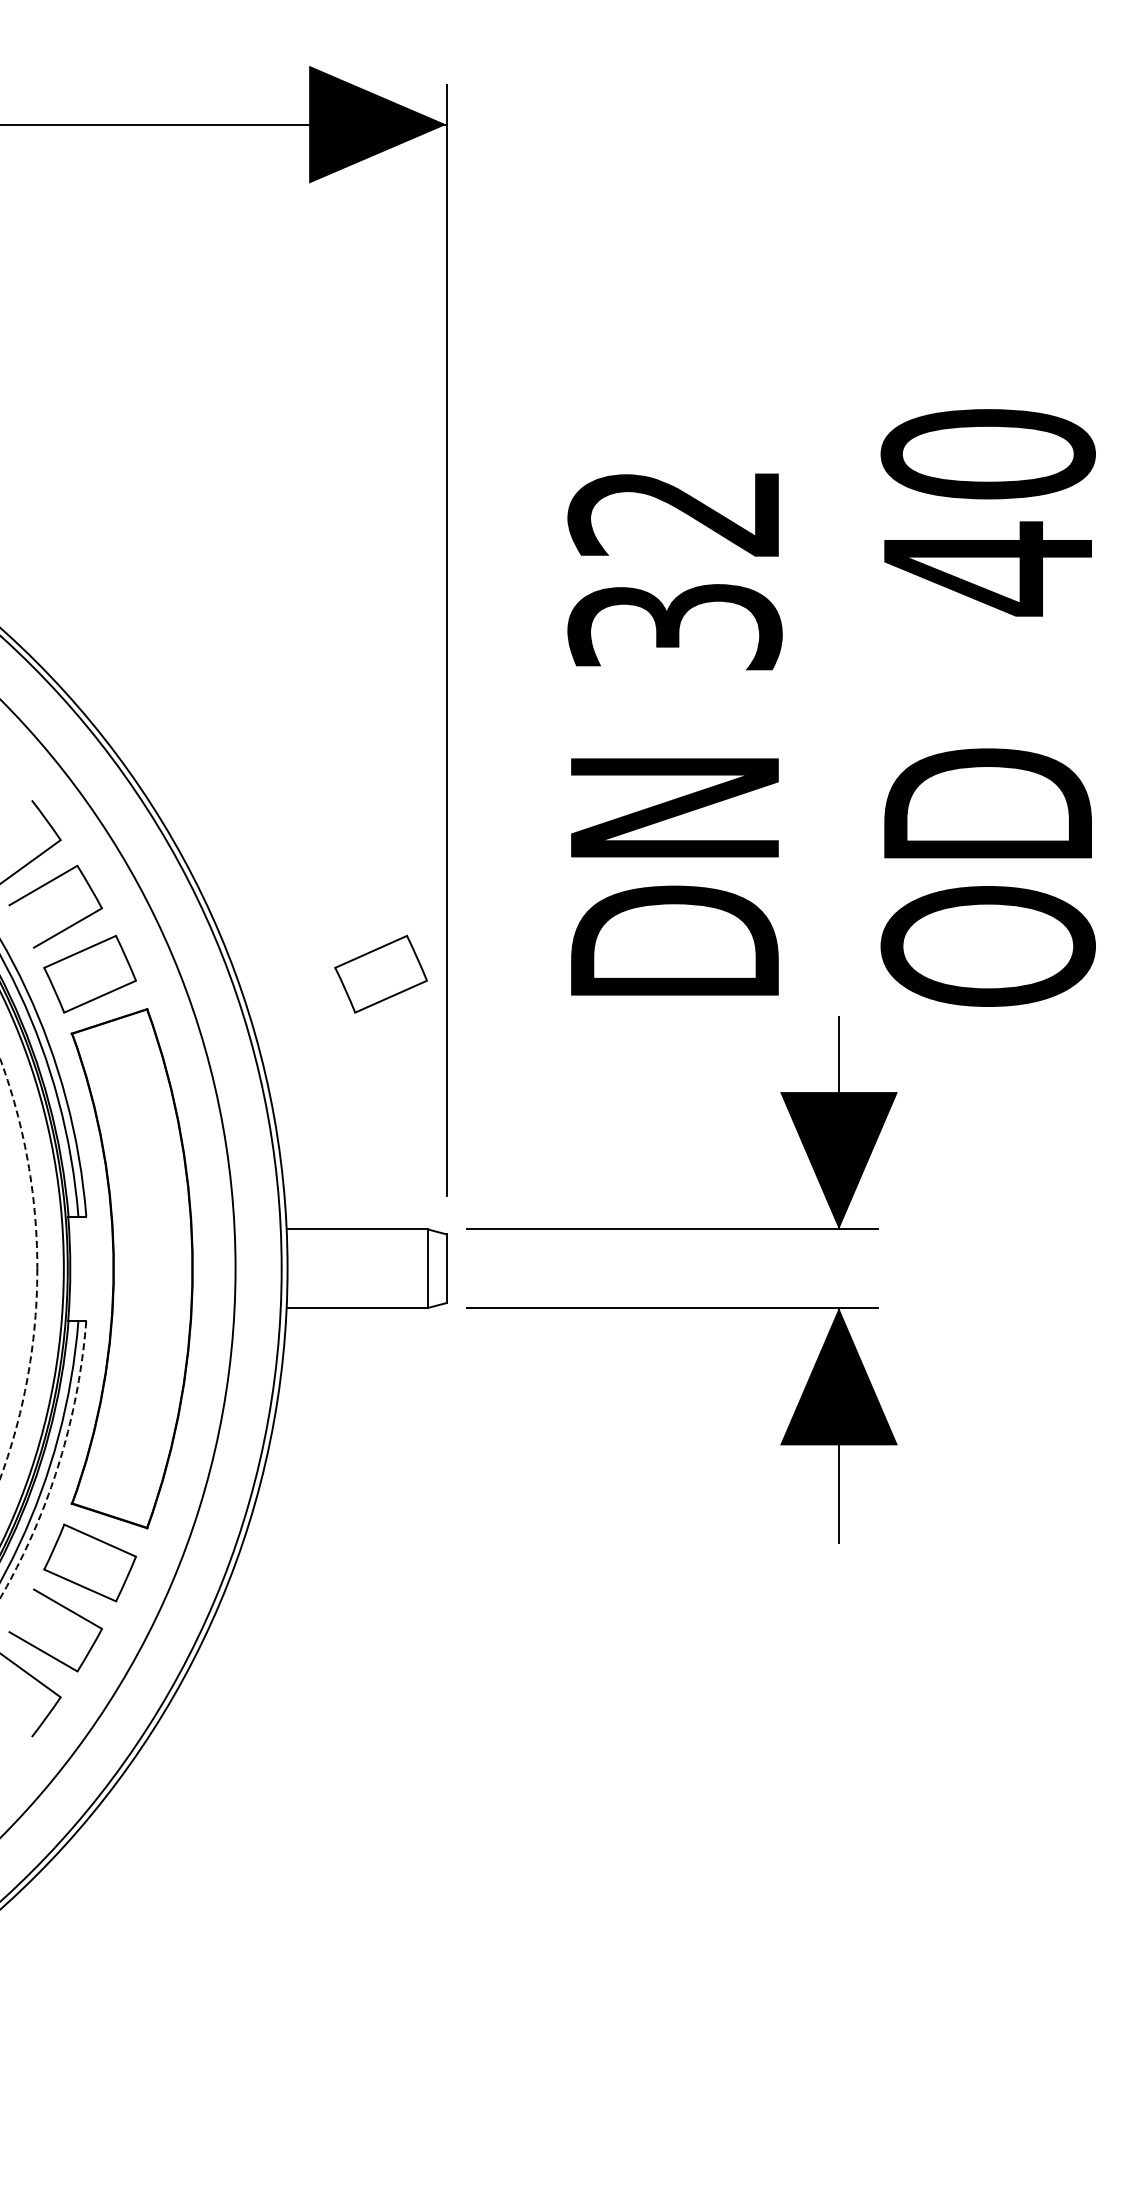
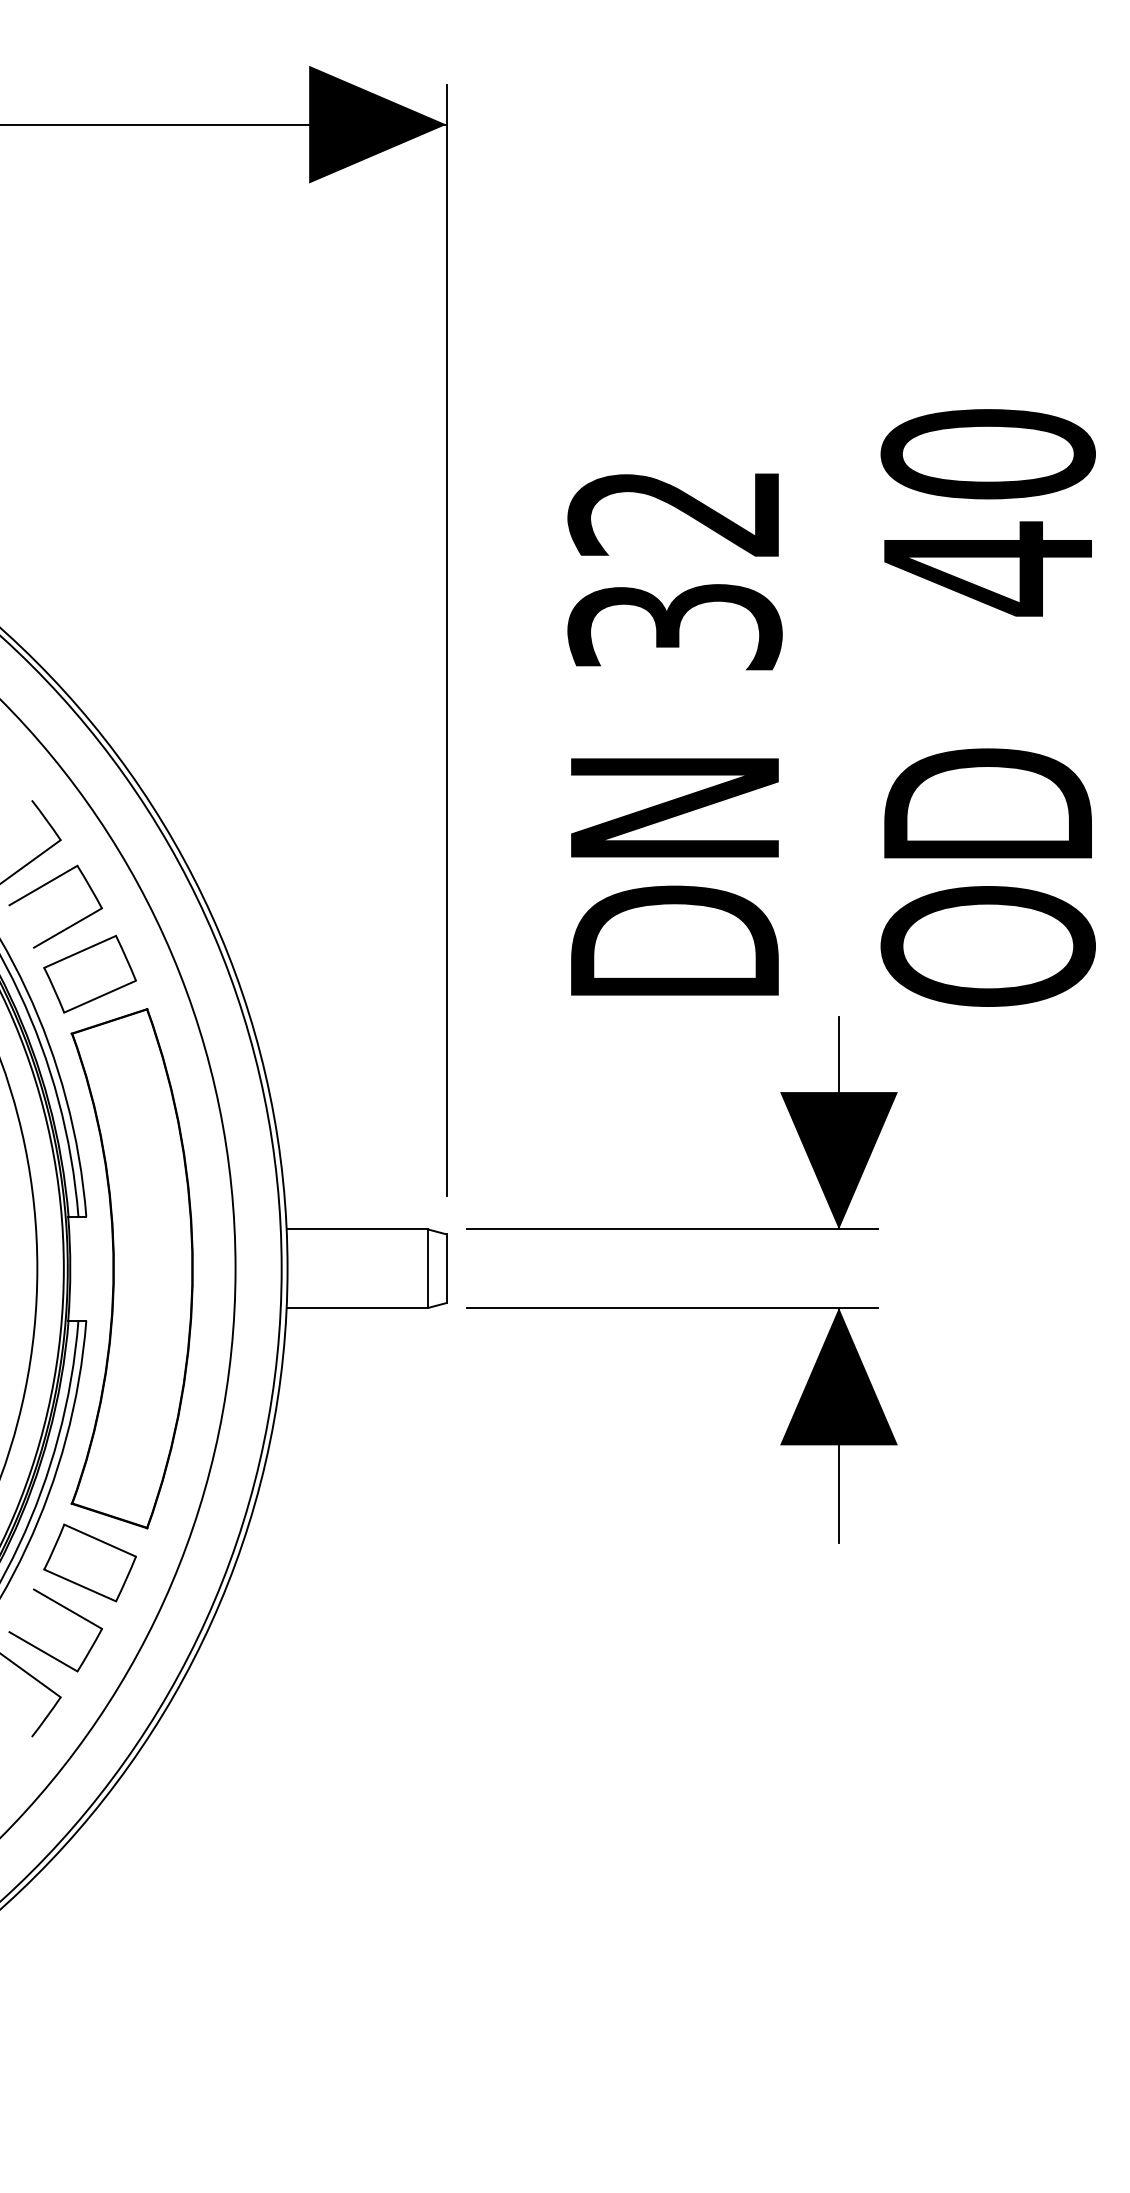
part: present -> none (380, 973)
circle: dashed -> solid (18, 1268)
arc: dashed -> solid (58, 1464)
